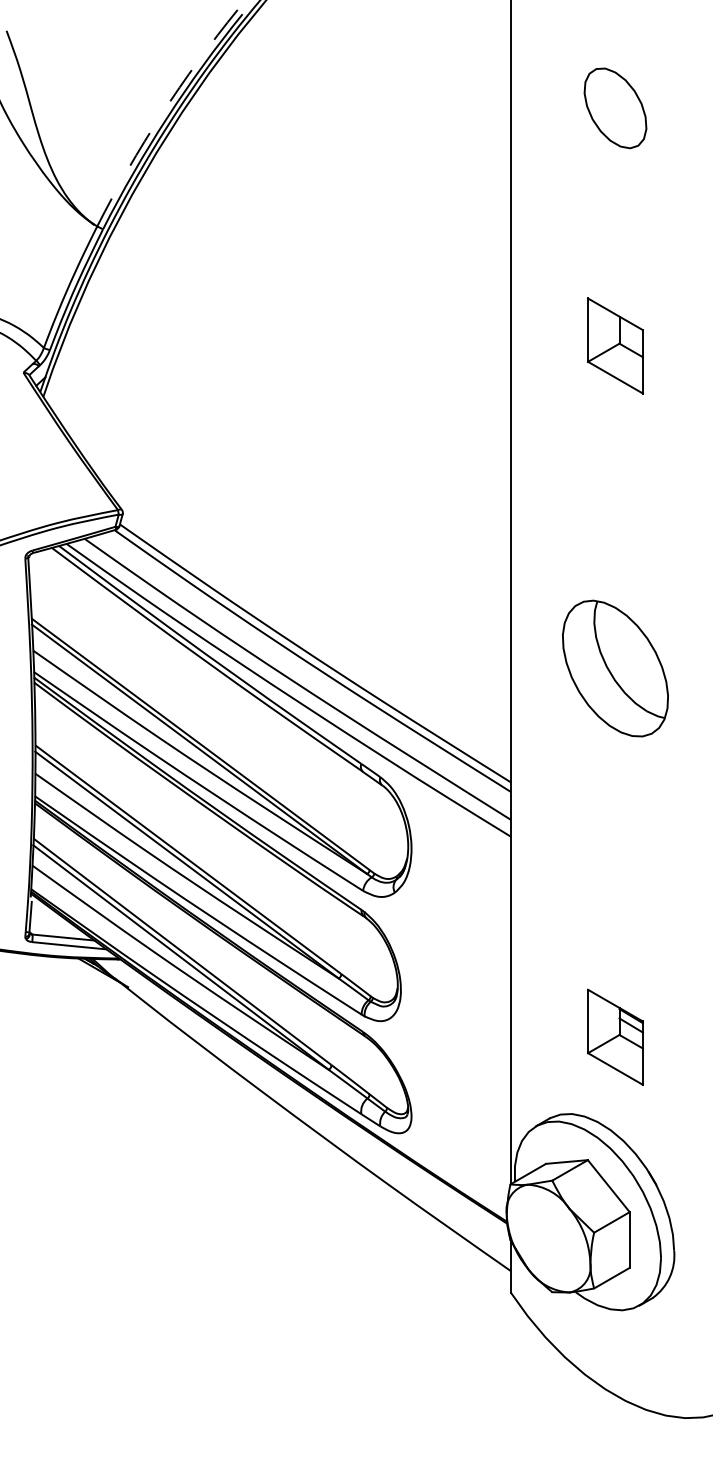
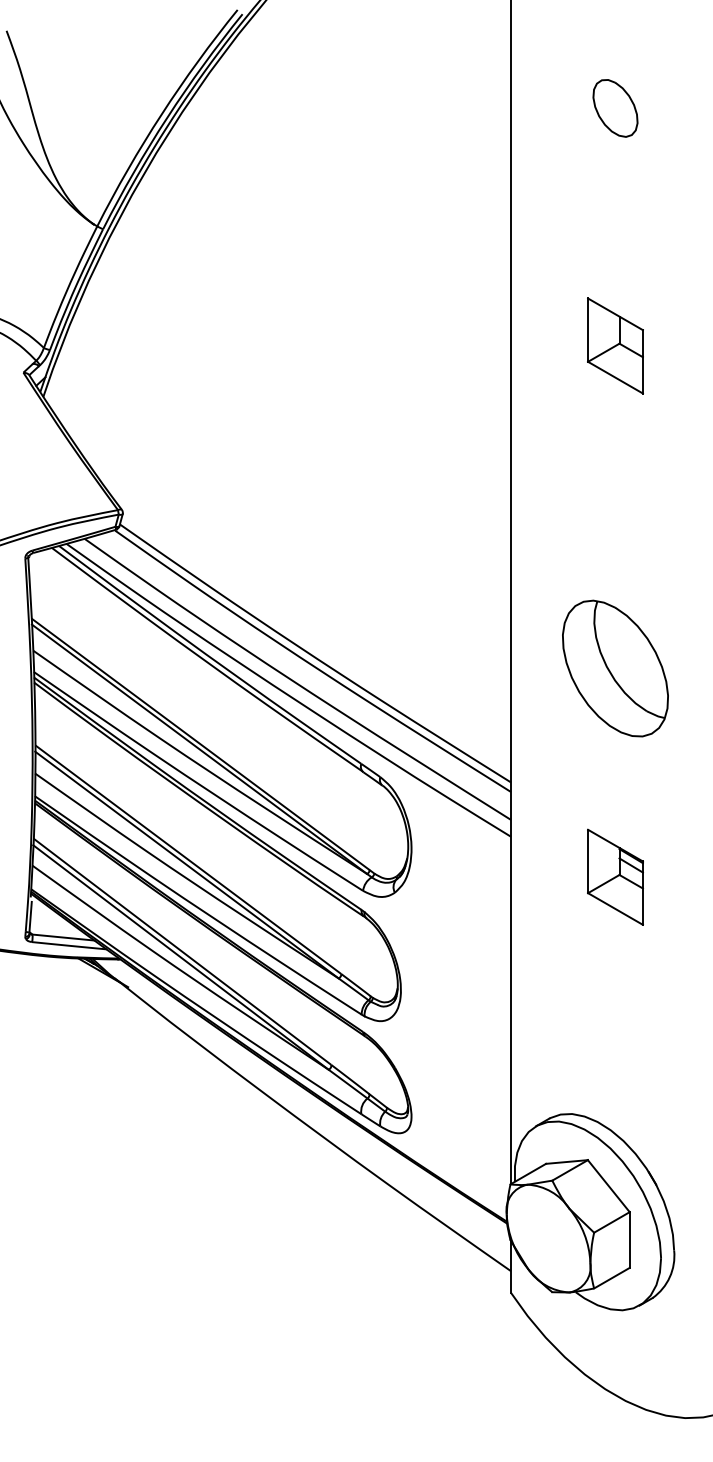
part size: 65x83 px -> 47x59 px (615, 108)
arc: dashed -> solid (161, 114)
part position: (615, 1036) -> (615, 876) (615, 876)
